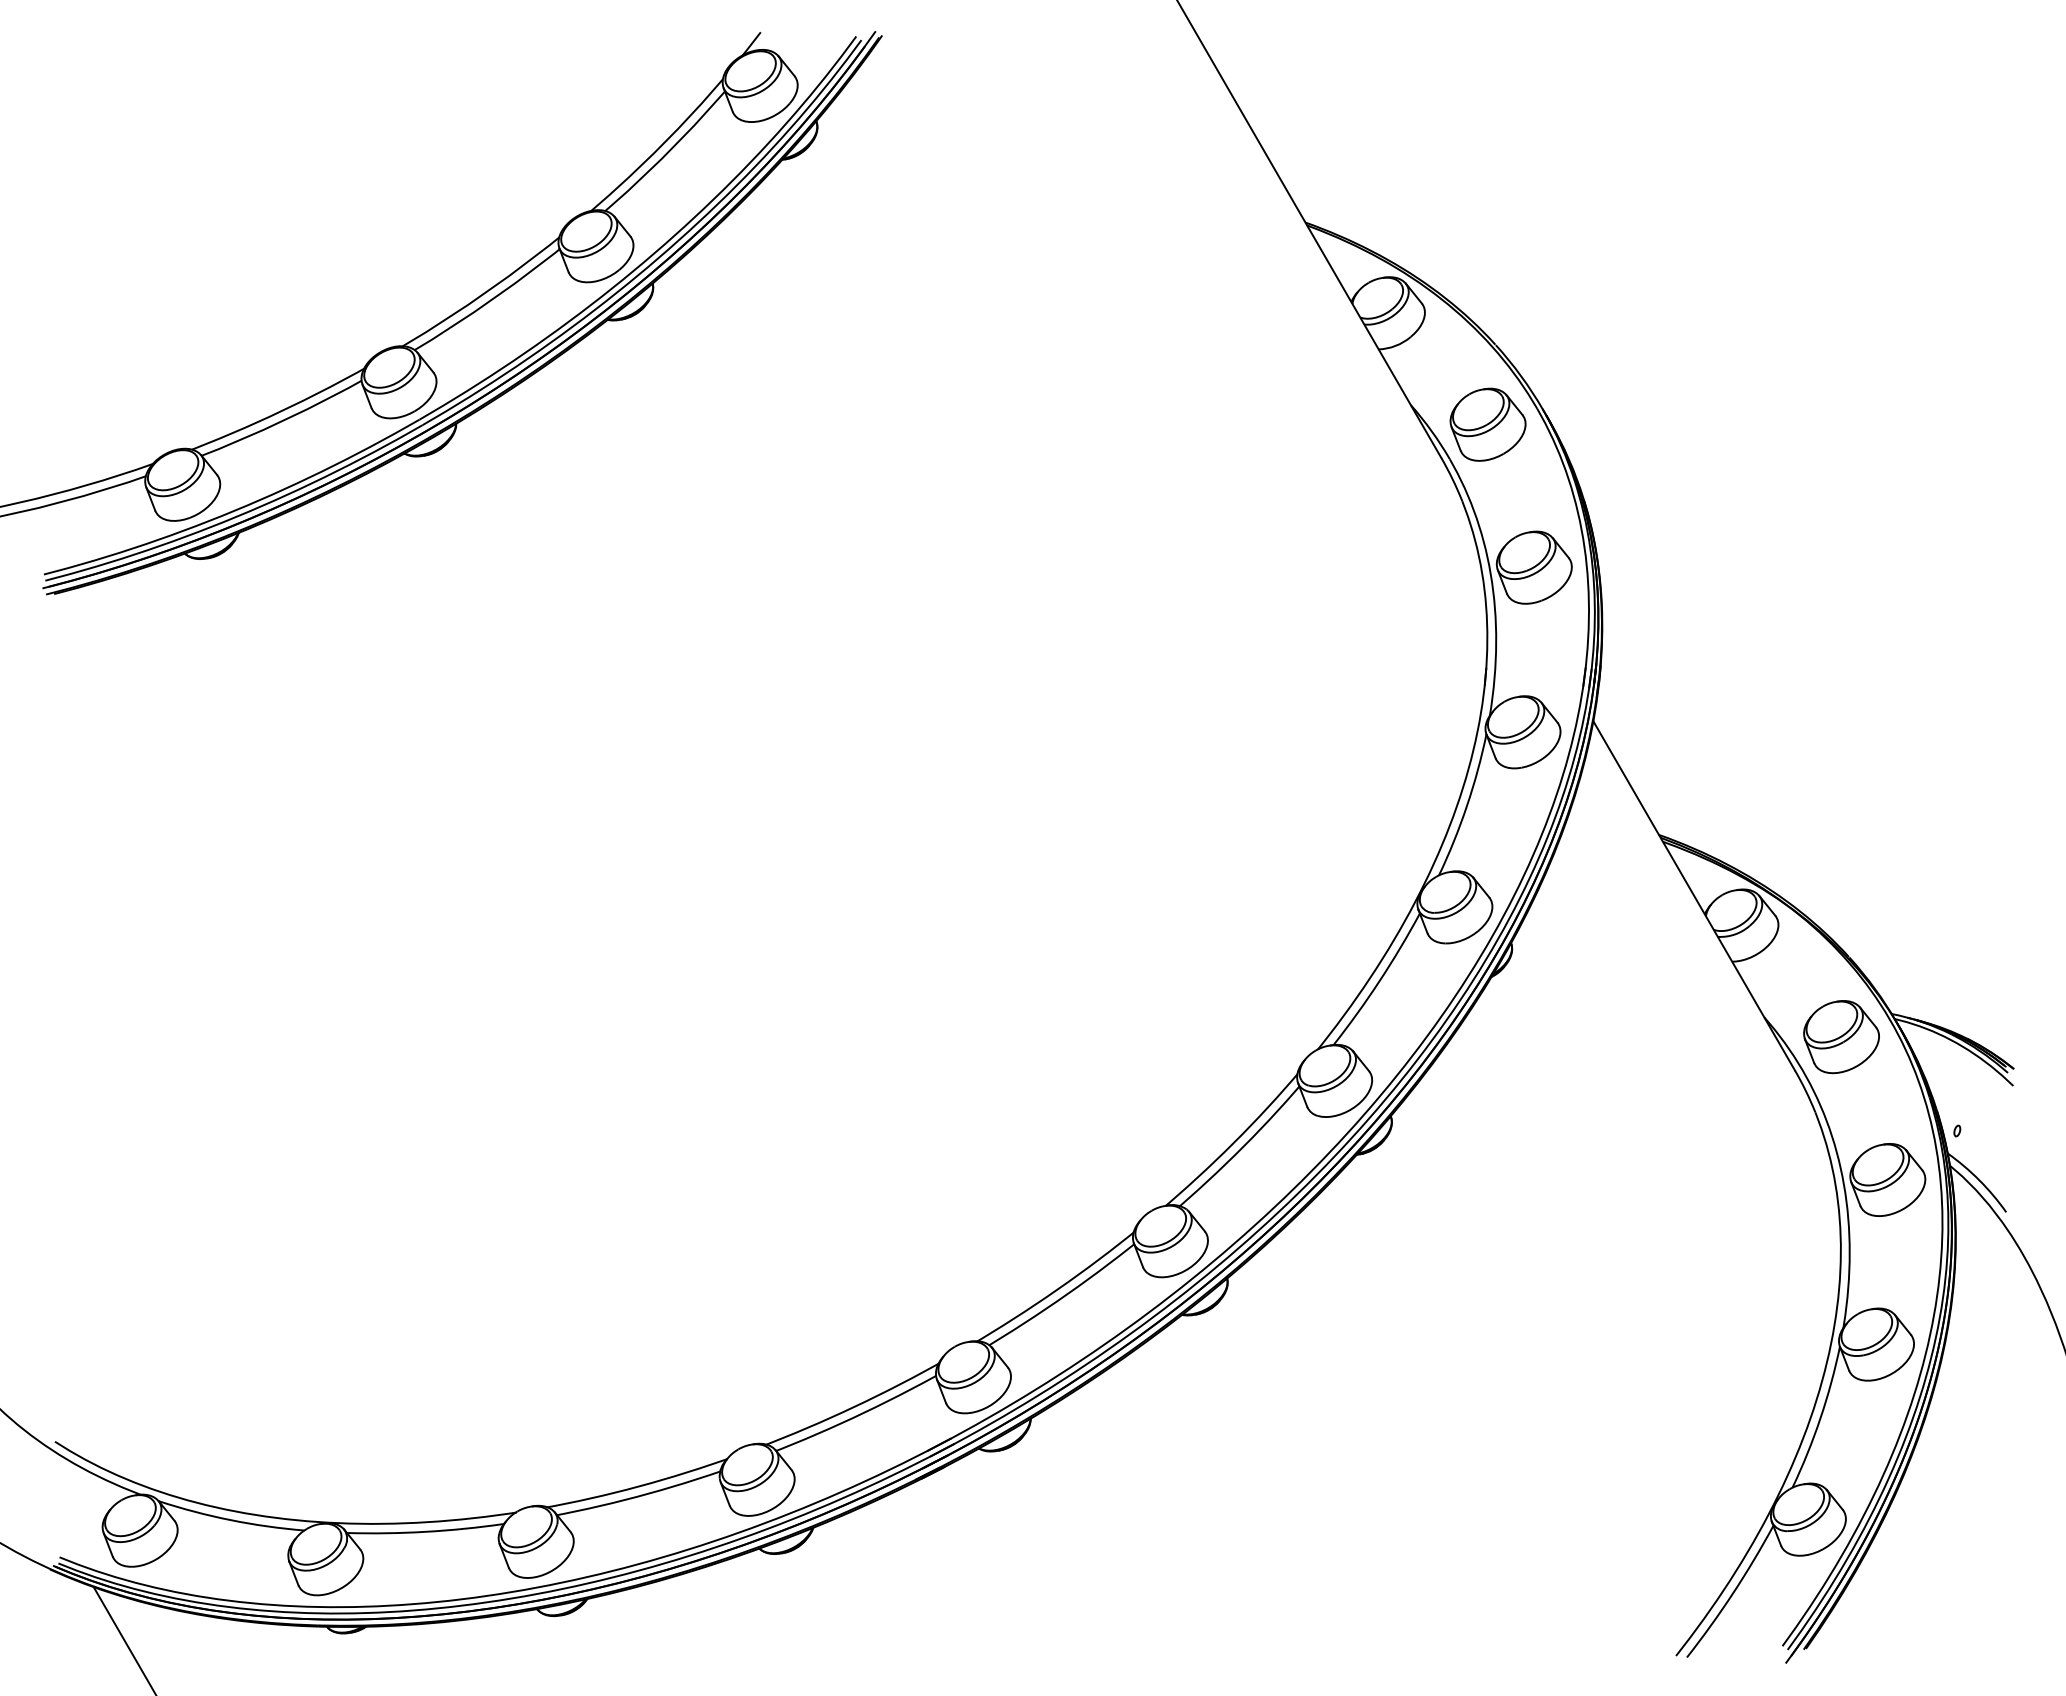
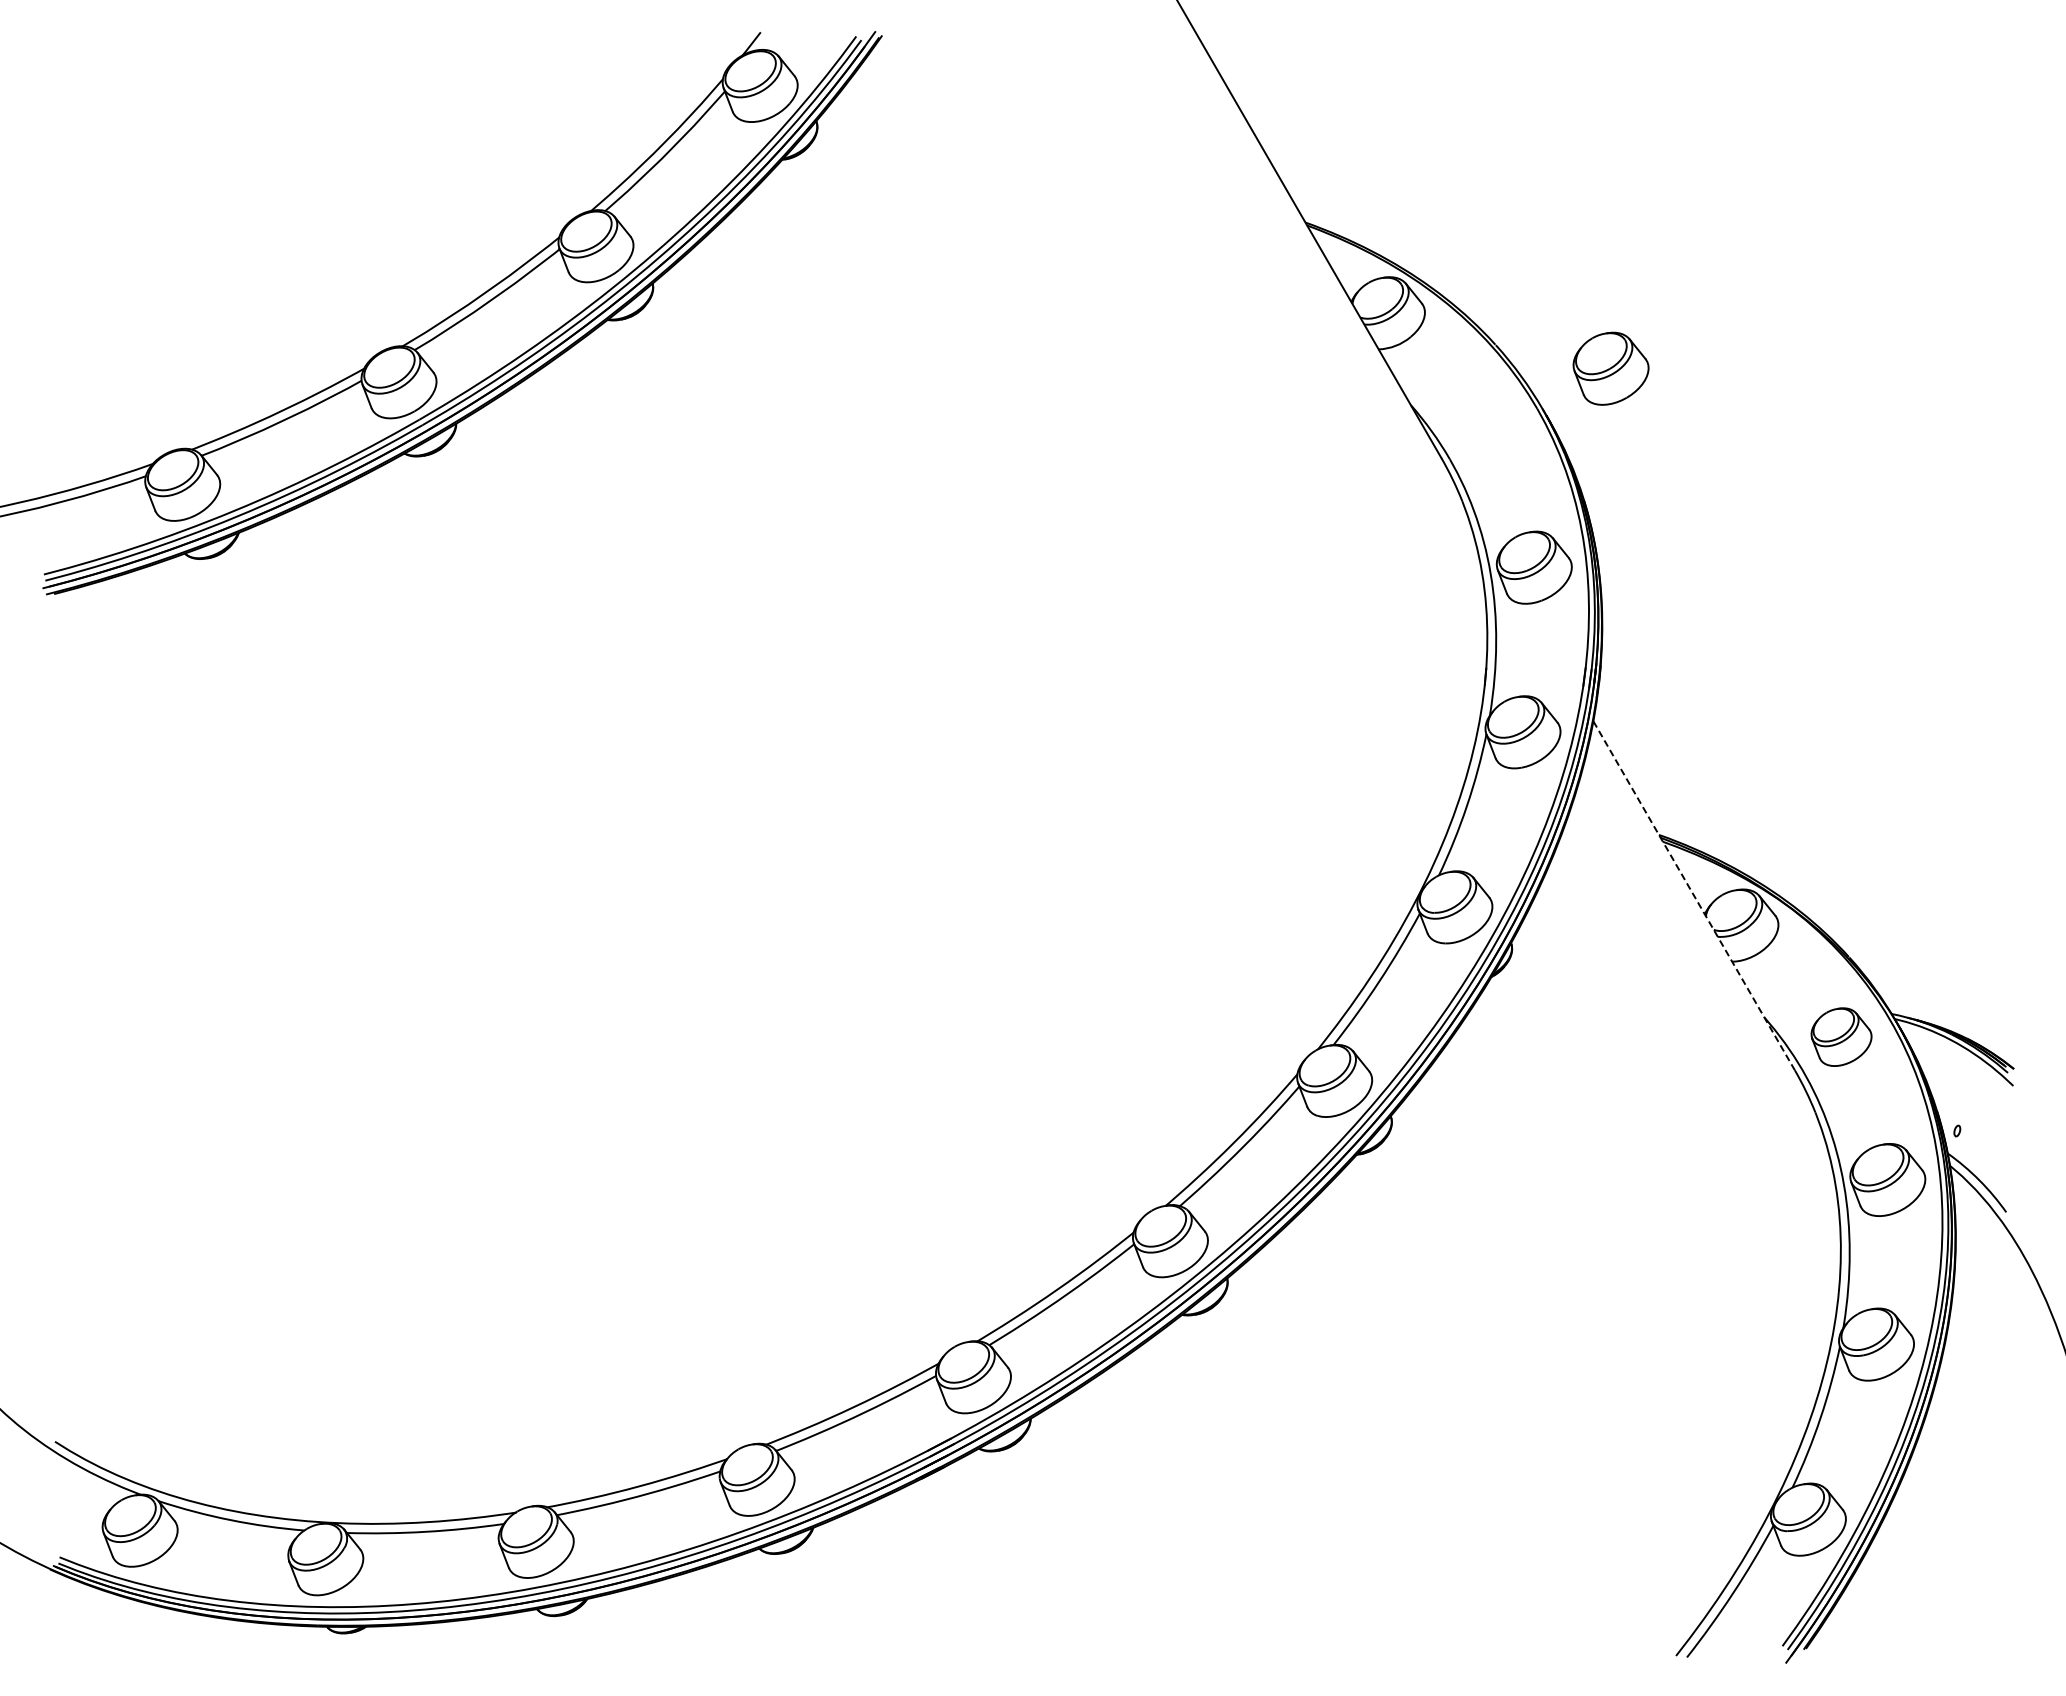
part position: (1487, 424) -> (1610, 368) (1610, 368)
line: solid -> dashed (1694, 895)
part size: 77x75 px -> 63x60 px (1841, 1036)
line: present -> none (123, 1639)
